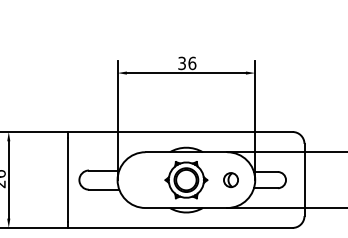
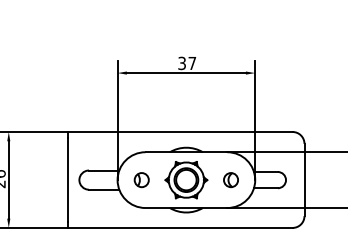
text: 36 -> 37 (192, 63)
part: none -> present (141, 180)
